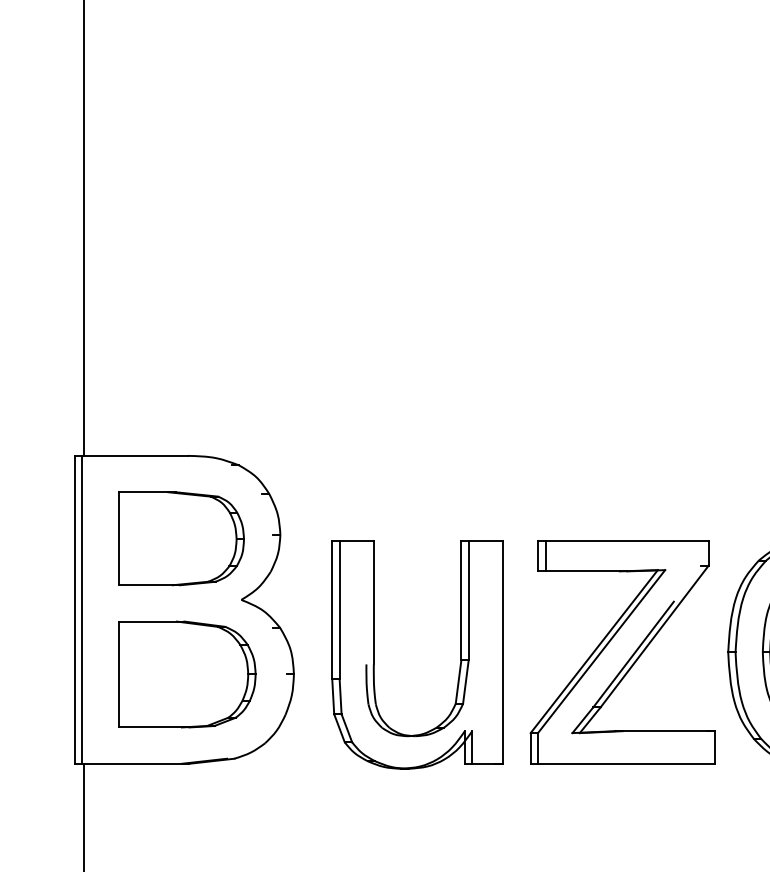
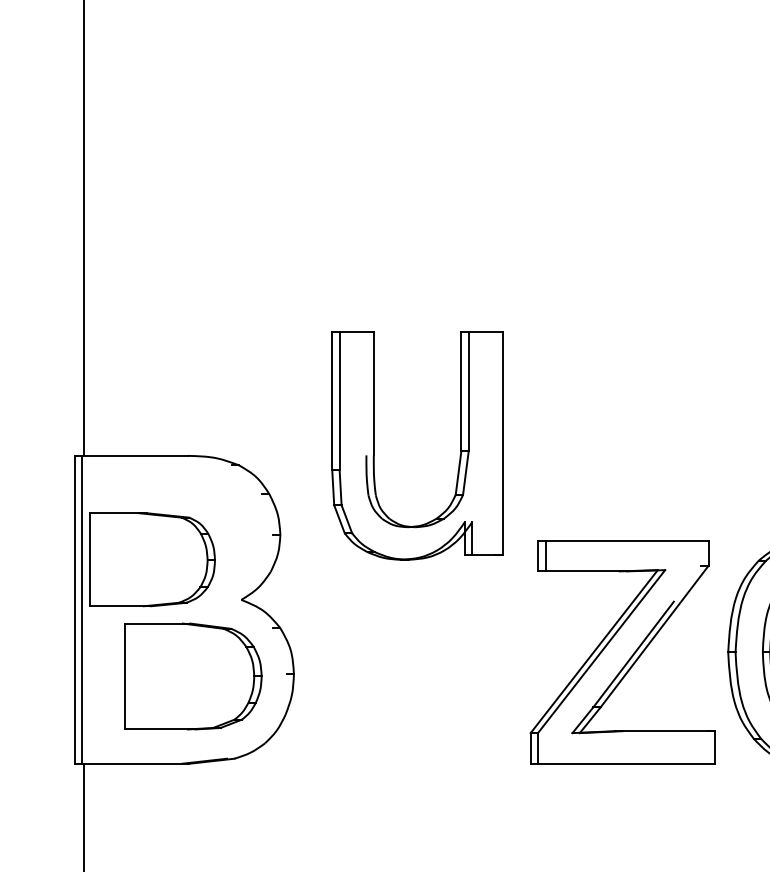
part position: (181, 538) -> (152, 559) (152, 559)
part position: (374, 654) -> (374, 445) (374, 445)
part position: (187, 674) -> (193, 676) (193, 676)
